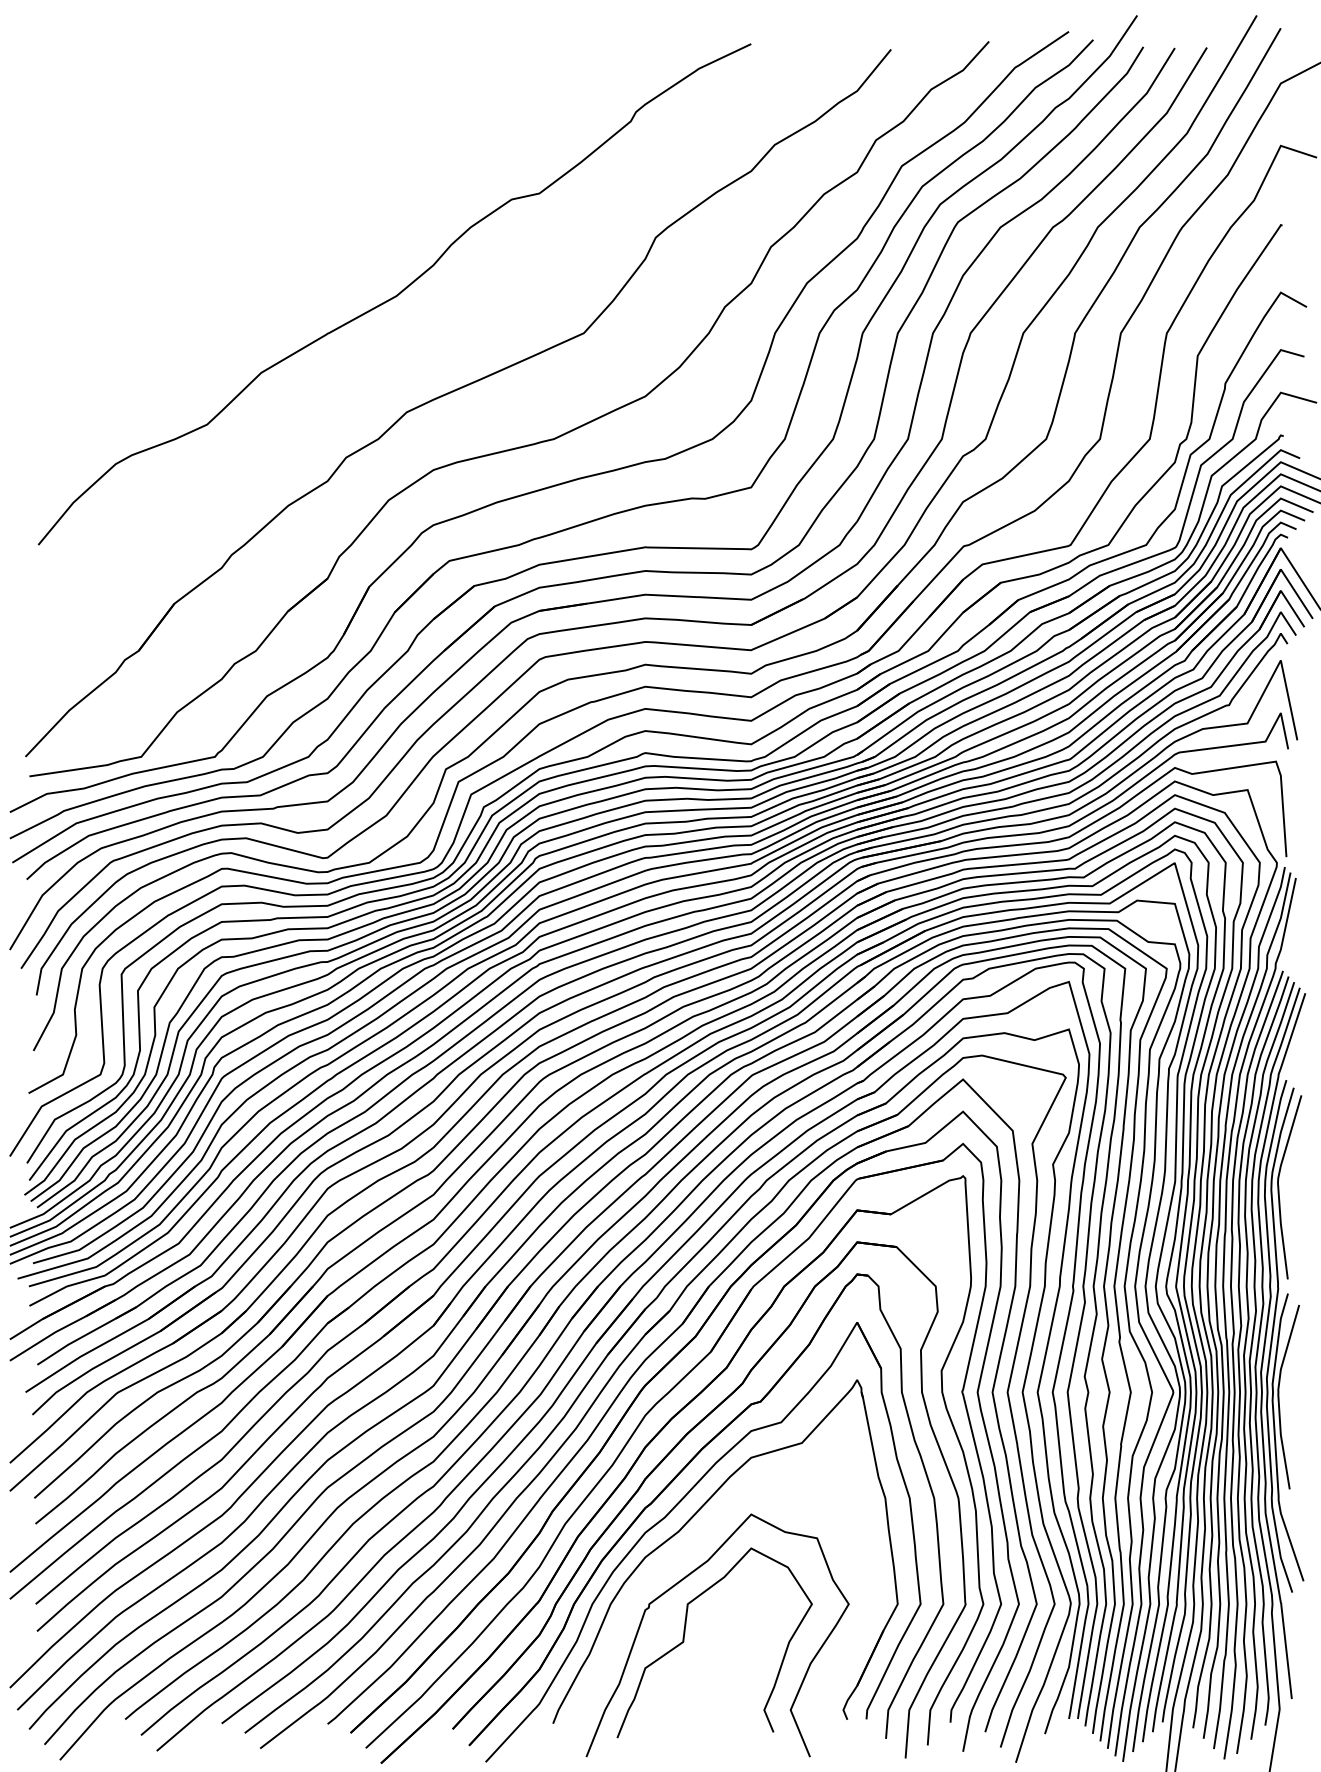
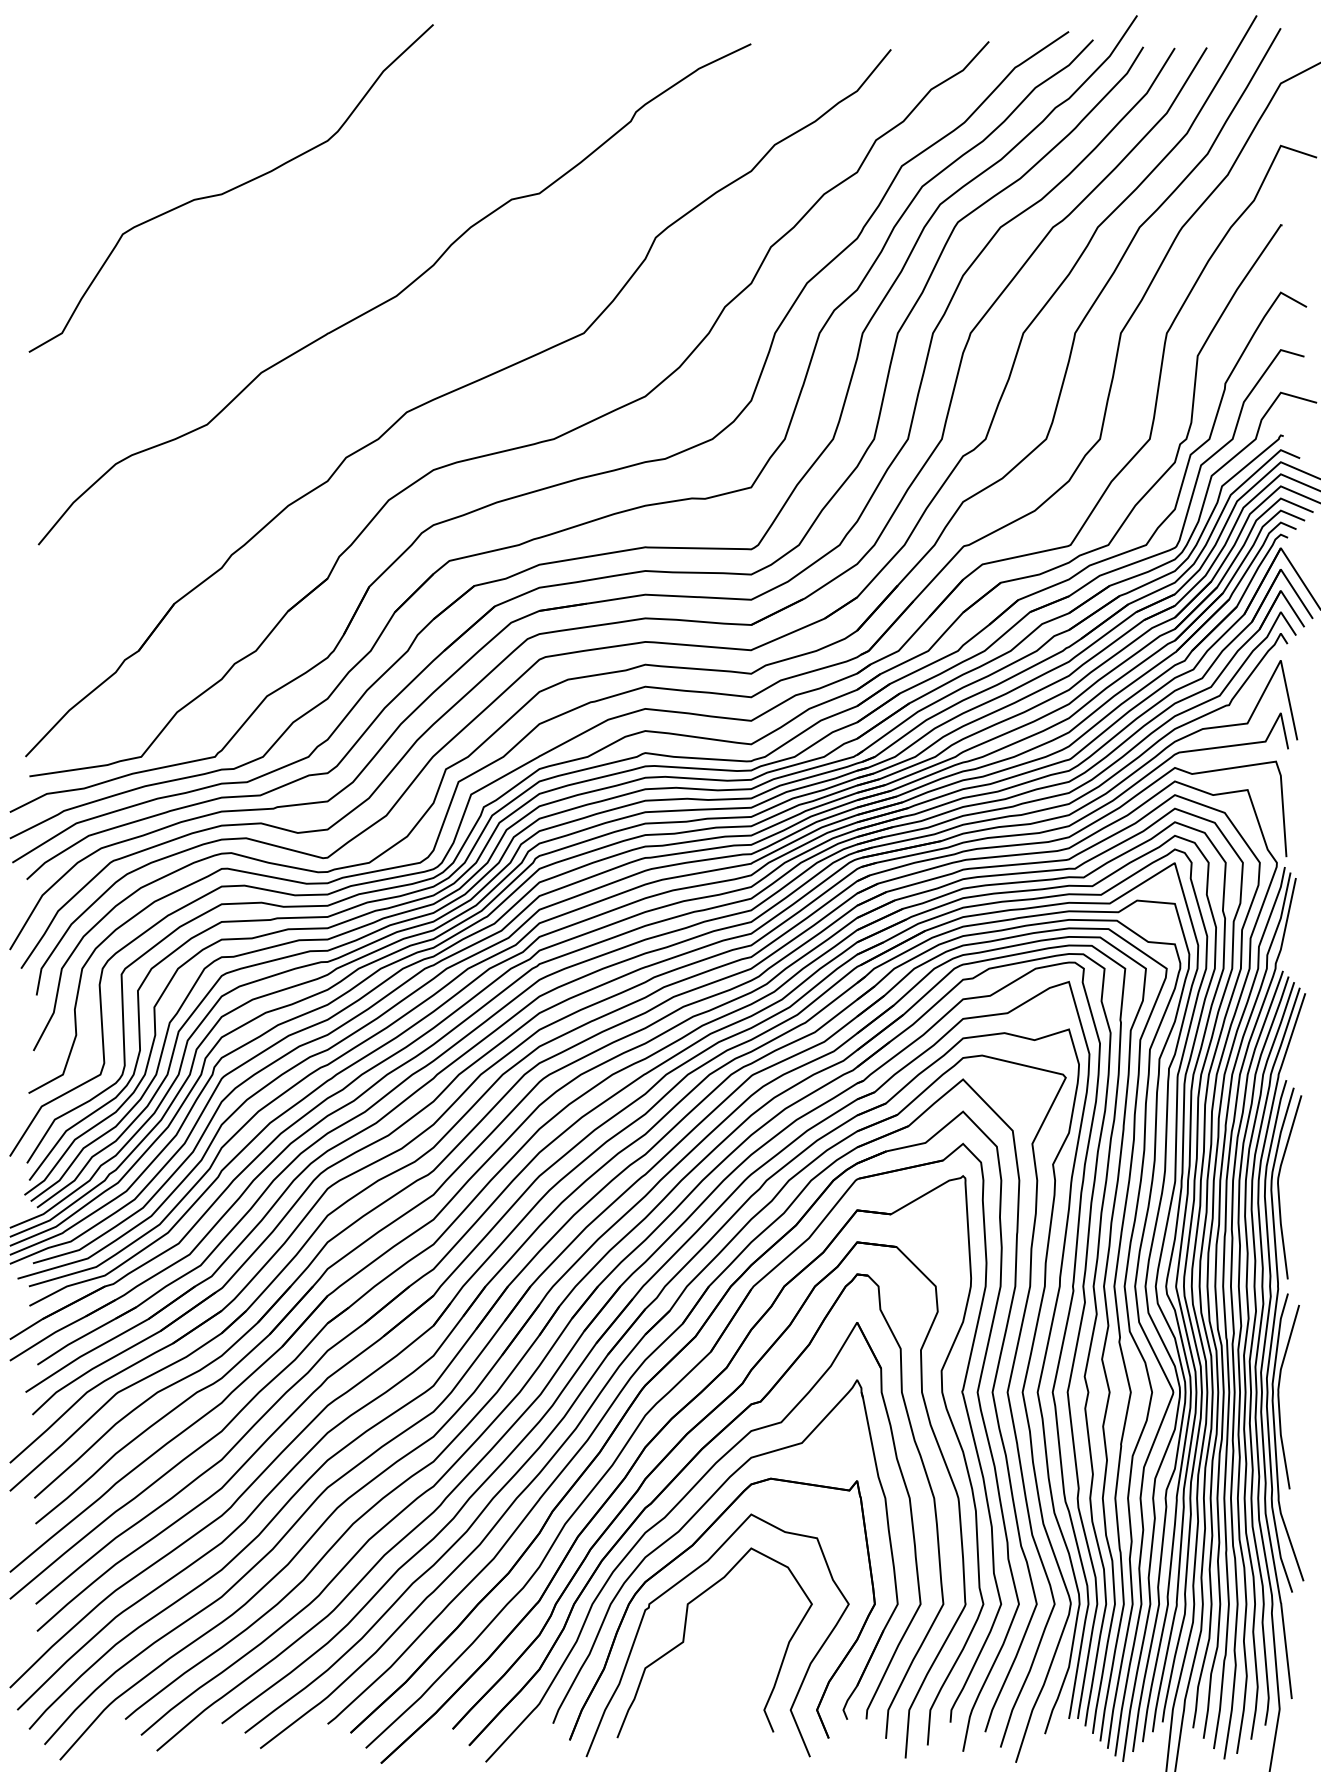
curve: none -> present (231, 188)
part: none -> present (680, 1556)
